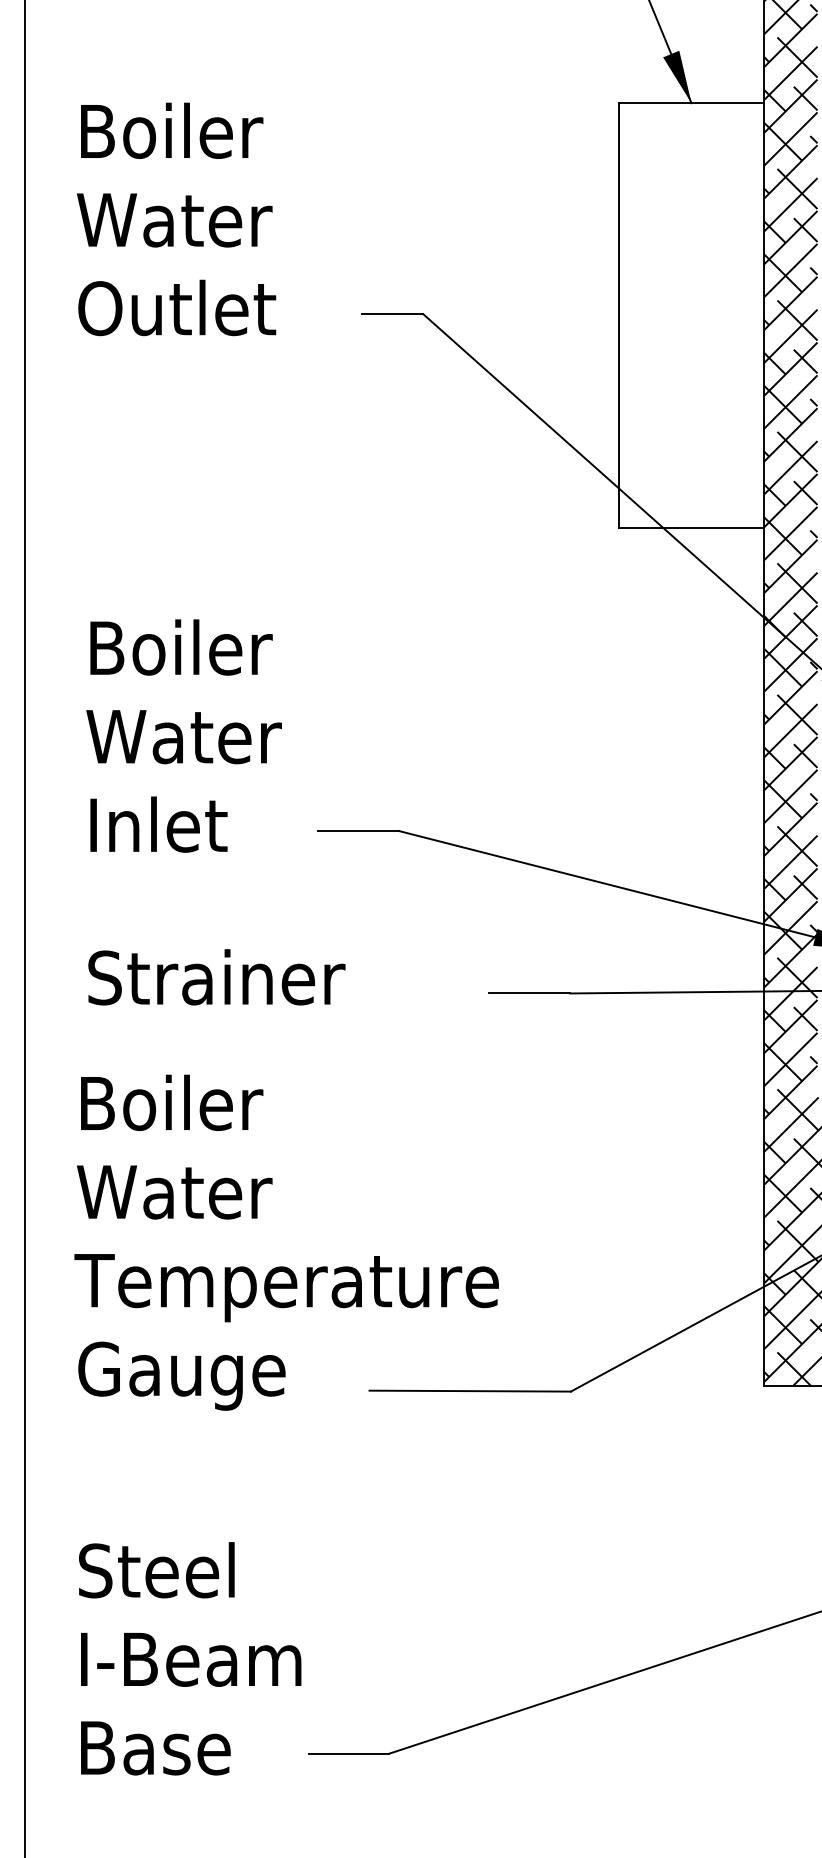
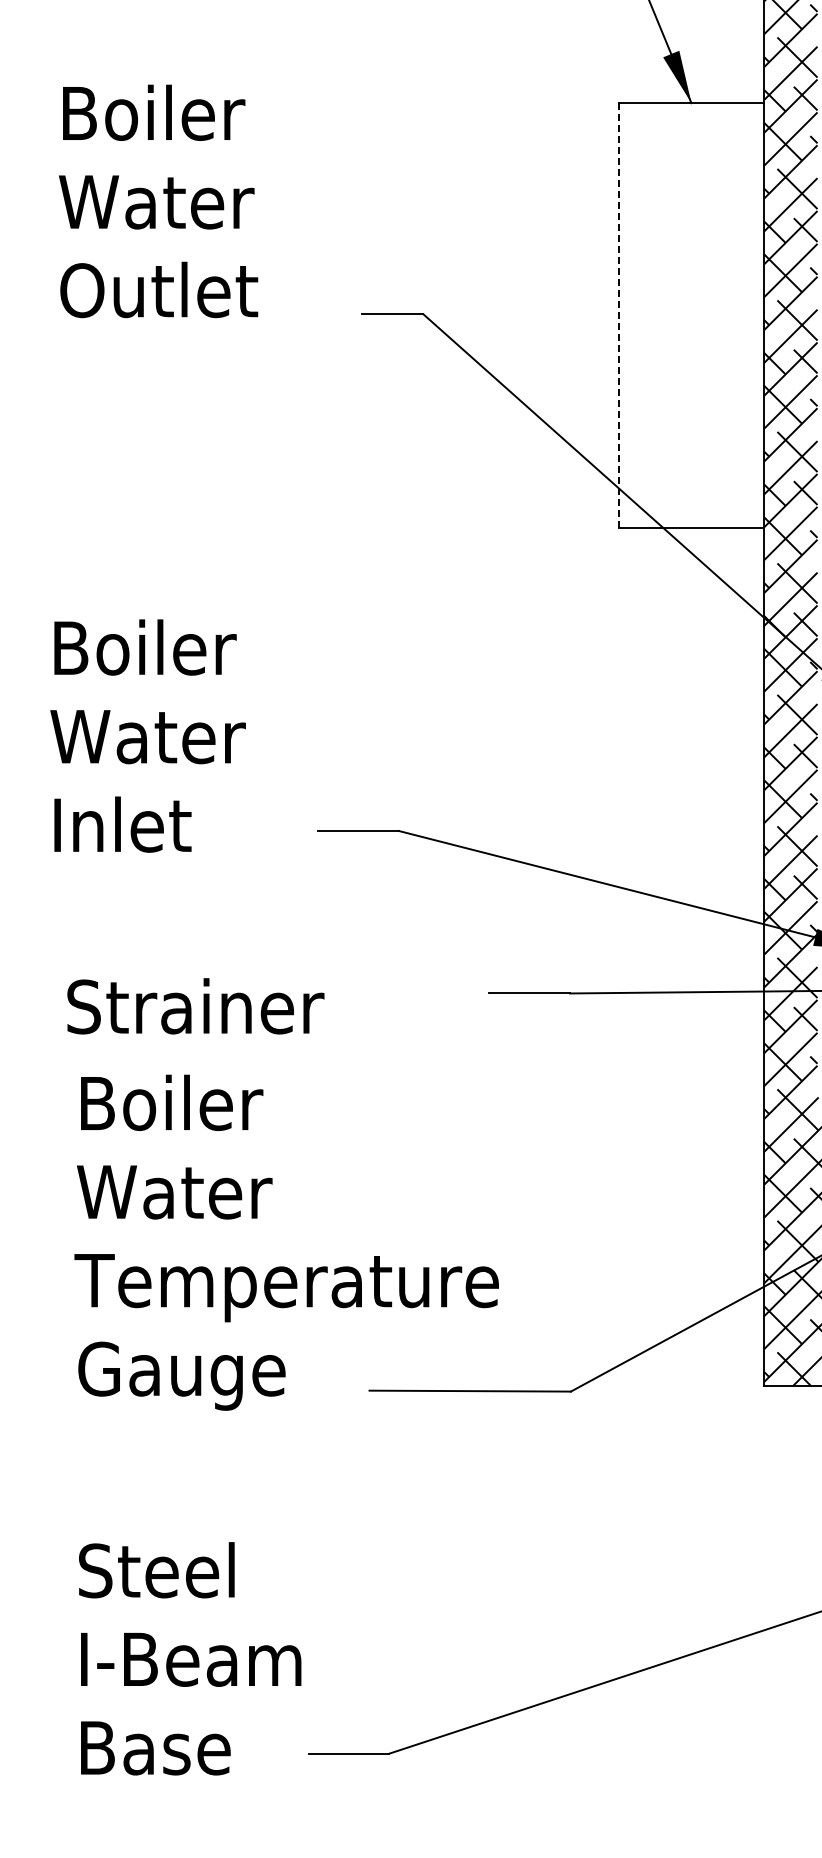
text position: (176, 219) -> (158, 201) (158, 201)
line: solid -> dashed (618, 315)
text position: (183, 735) -> (147, 735) (147, 735)
line: present -> none (24, 928)
text position: (216, 977) -> (195, 1006) (195, 1006)
